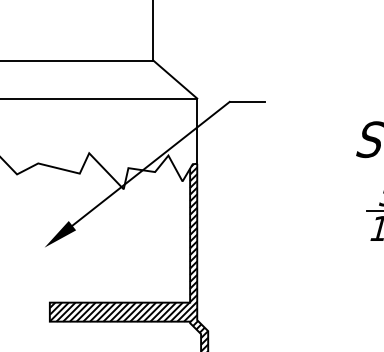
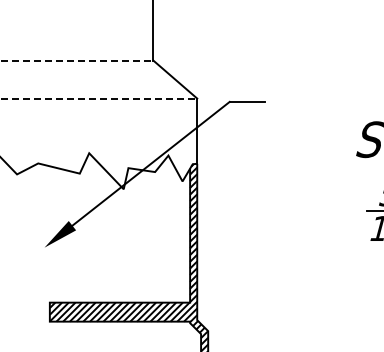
line: solid -> dashed (77, 60)
line: solid -> dashed (99, 98)
